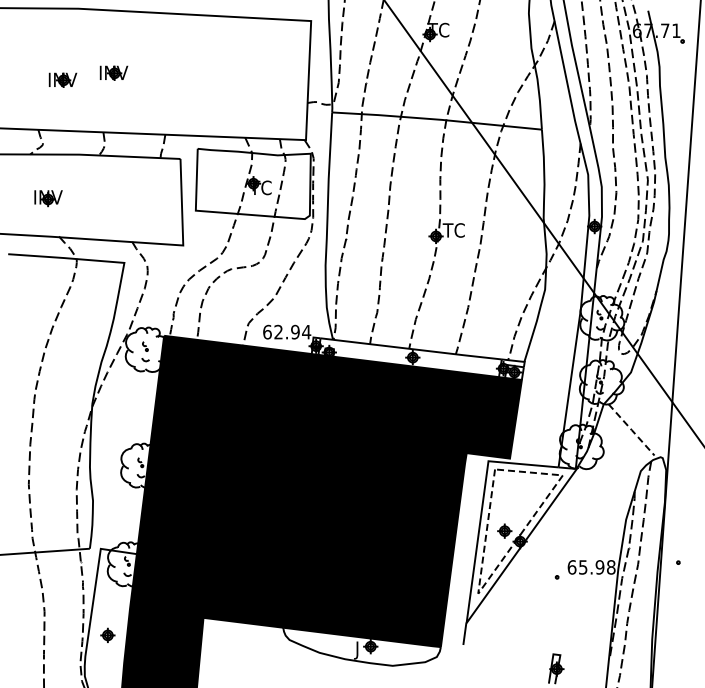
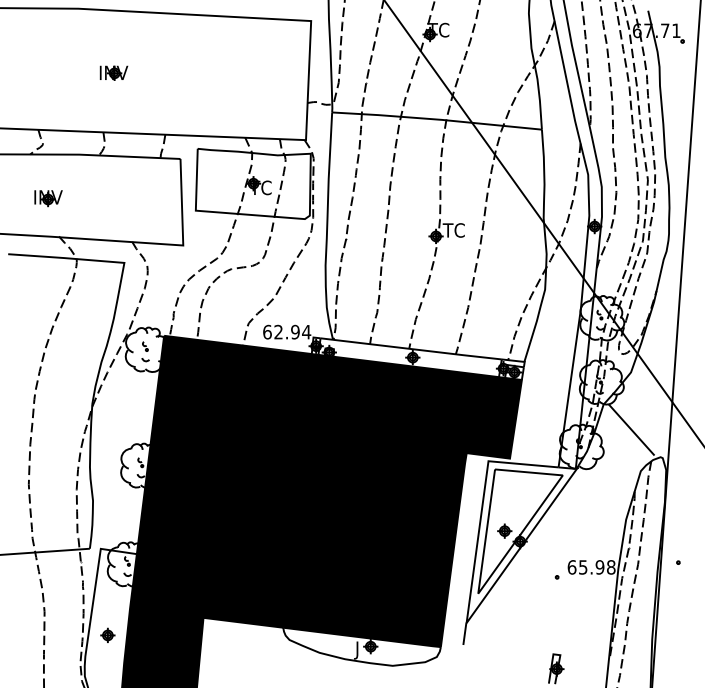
part: present -> none (62, 79)
line: dashed -> solid (631, 430)
line: dashed -> solid (504, 557)
